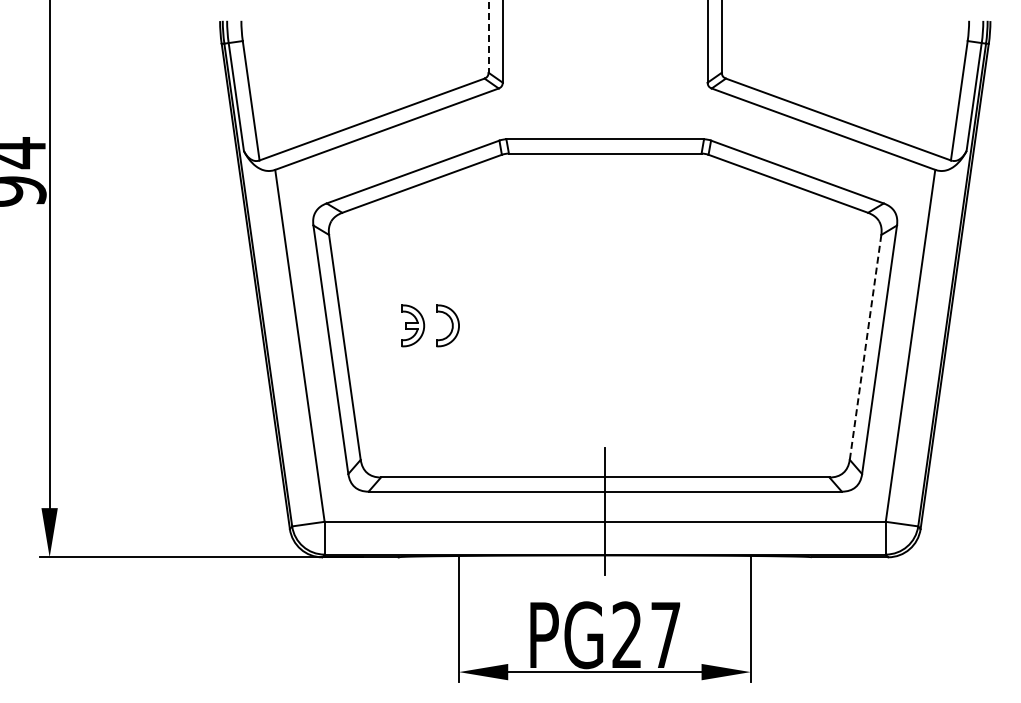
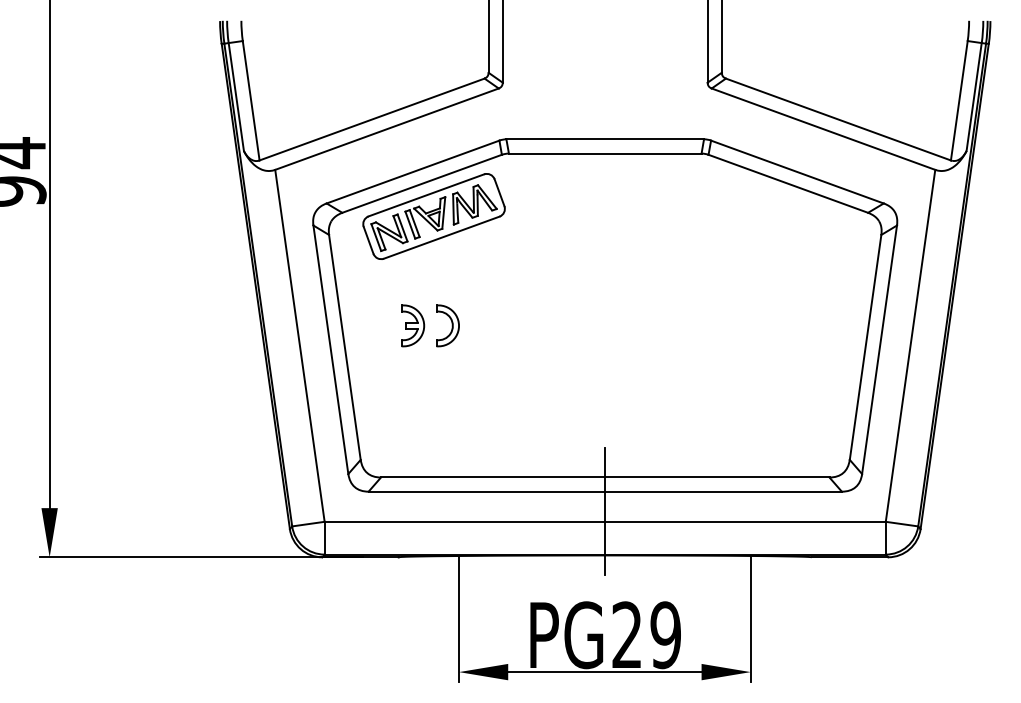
line: dashed -> solid (488, 36)
part: none -> present (433, 216)
line: dashed -> solid (865, 347)
text: PG27 -> PG29 (665, 635)
